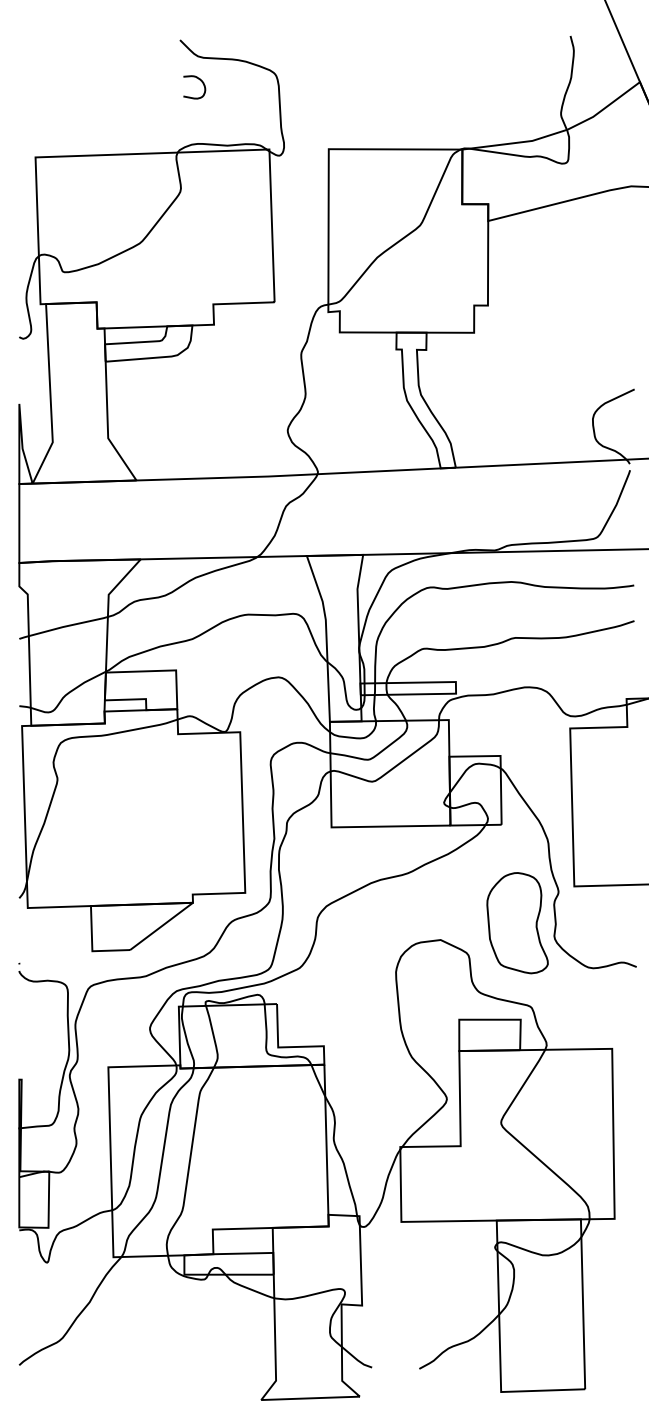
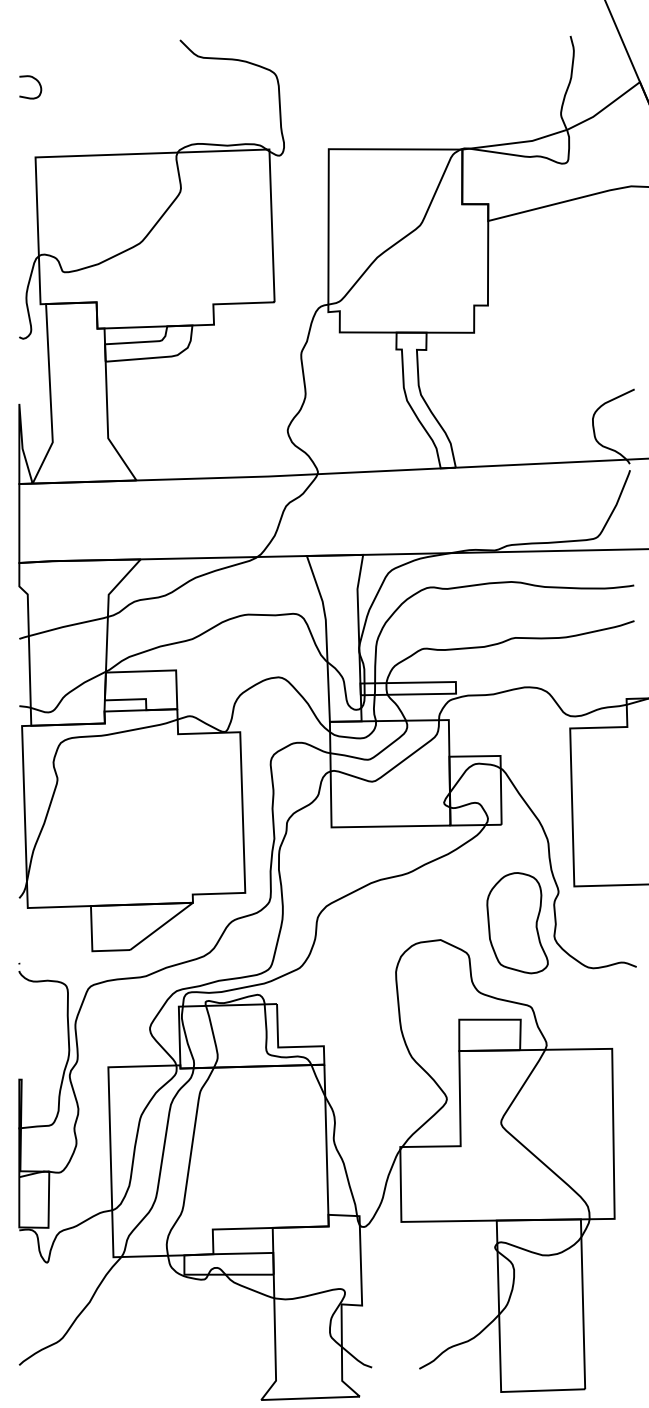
curve position: (200, 81) -> (36, 81) (36, 81)
